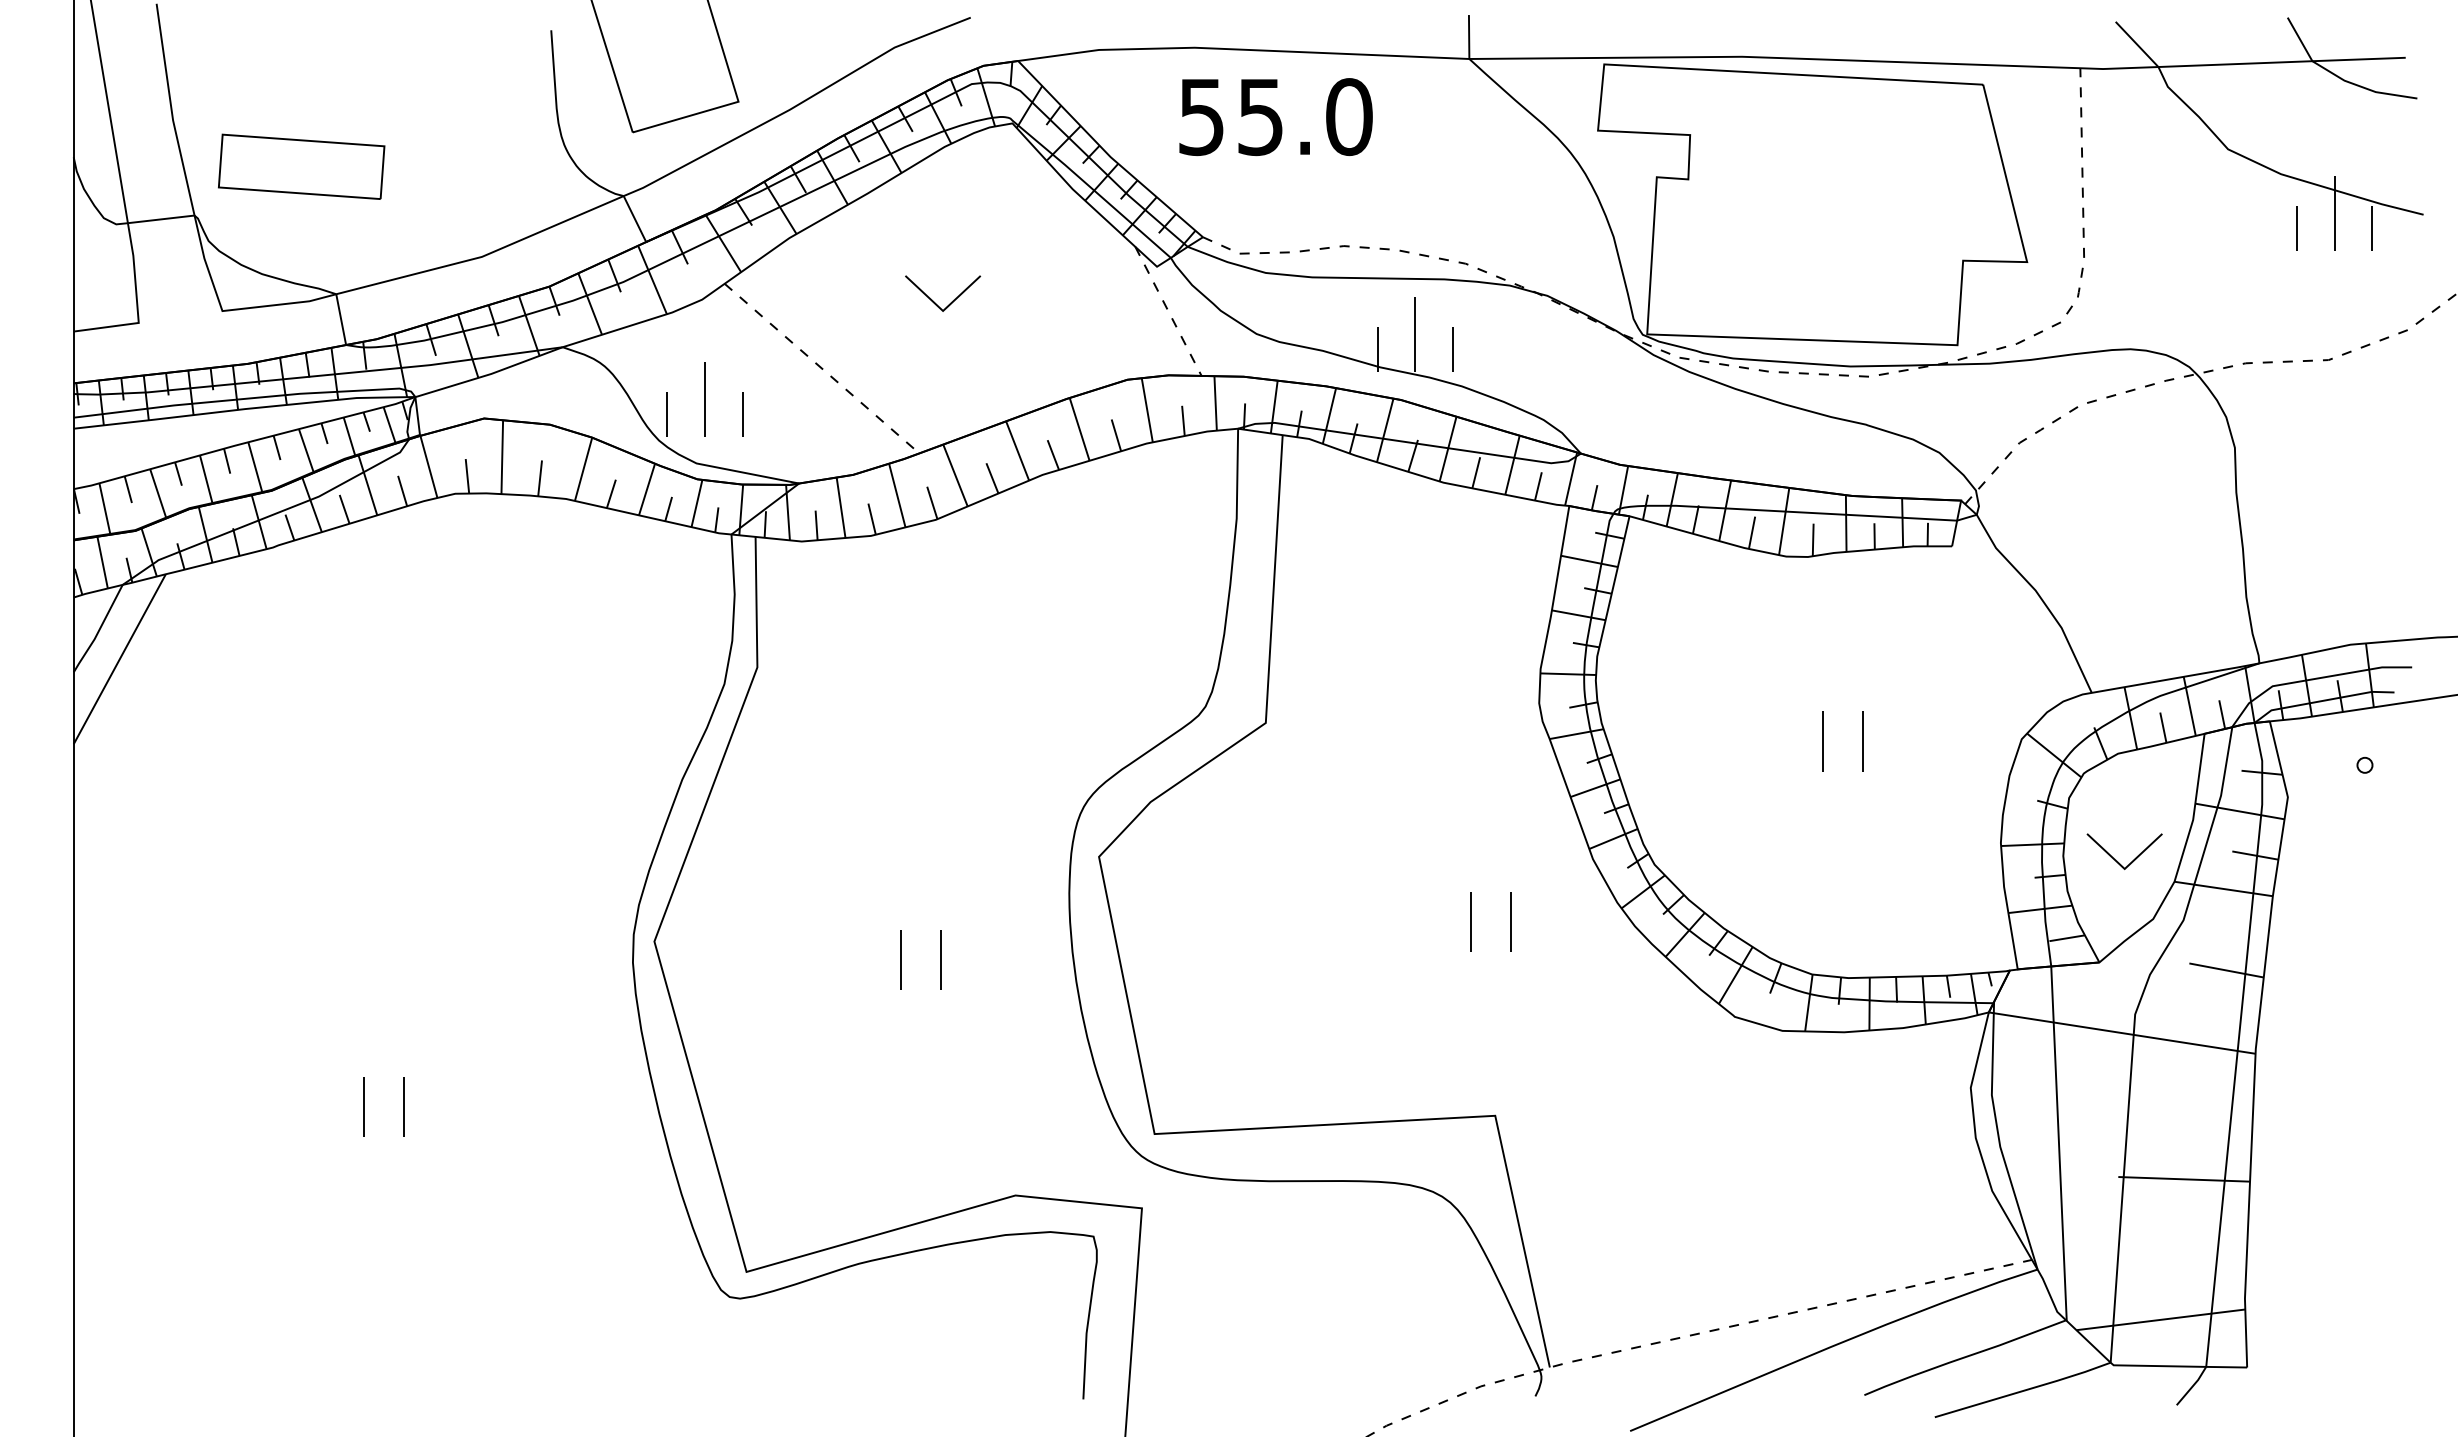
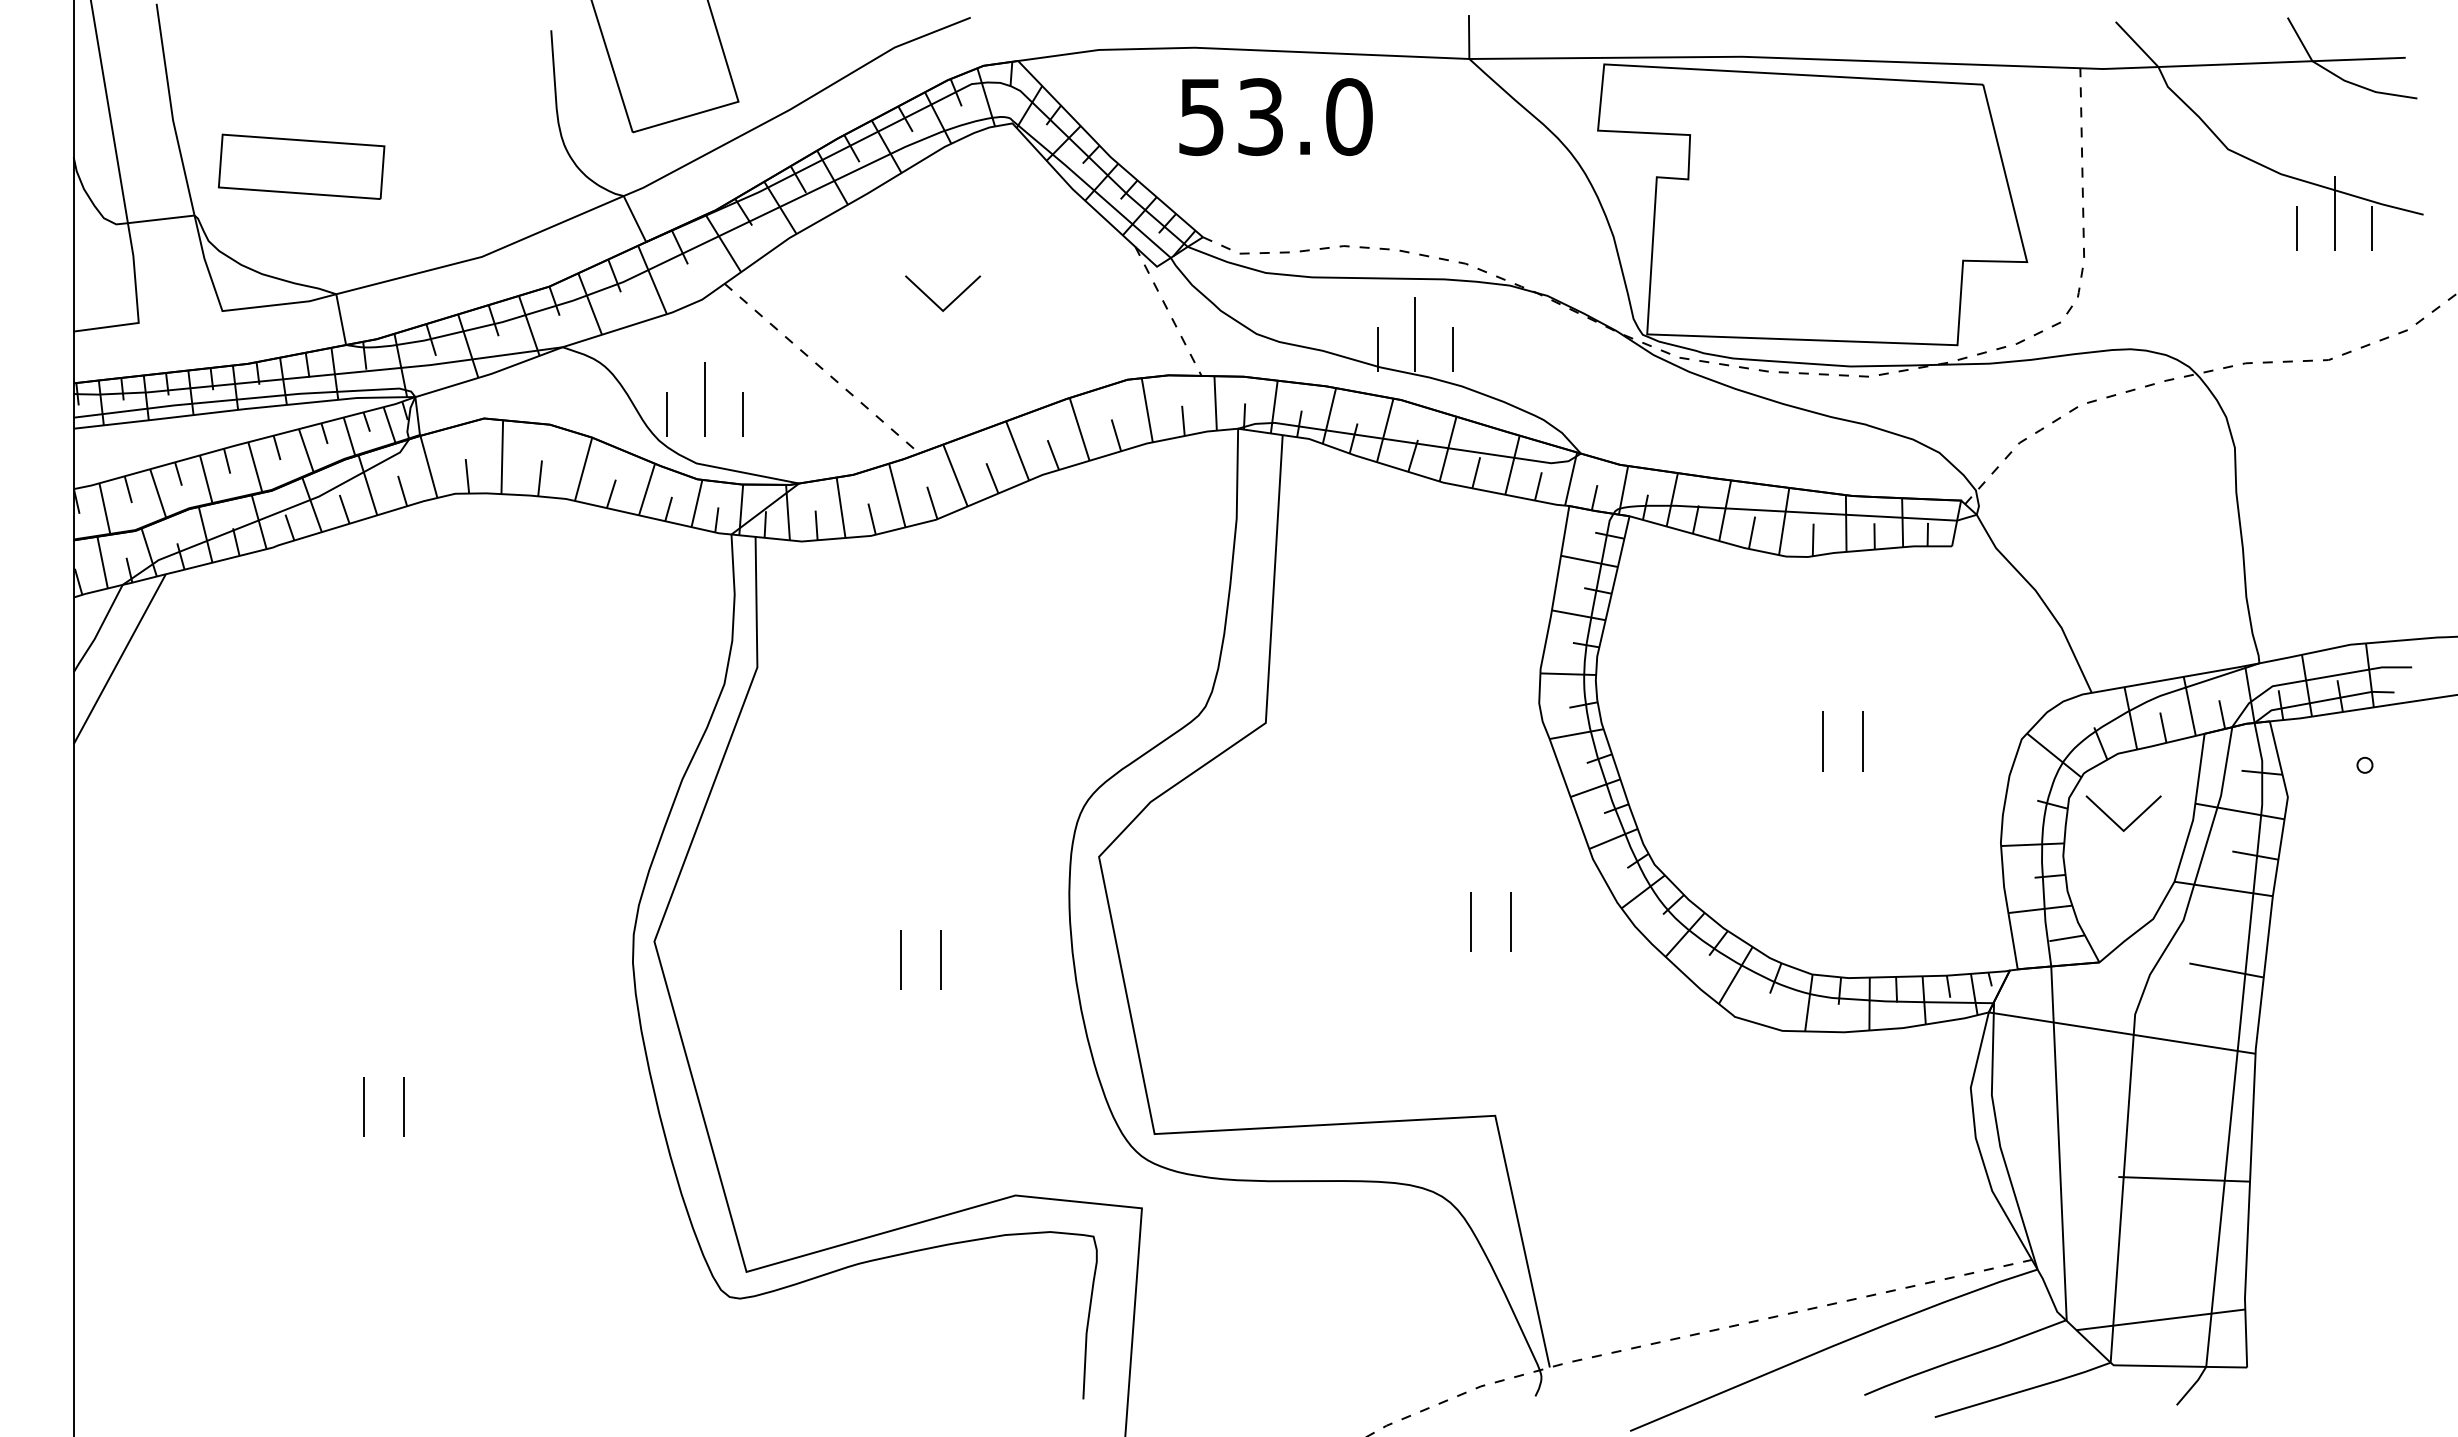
text: 55.0 -> 53.0 (1260, 116)
part position: (2117, 860) -> (2116, 822) (2116, 822)
